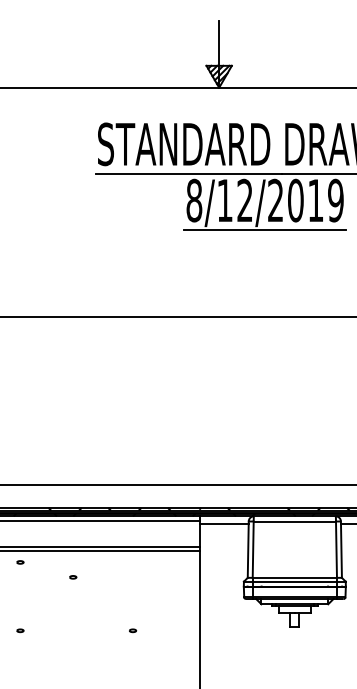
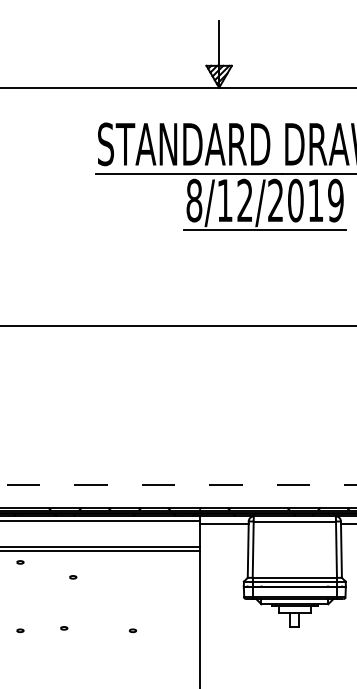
line position: (177, 316) -> (177, 325) (177, 325)
line: solid -> dashed (179, 485)
part: none -> present (64, 628)
